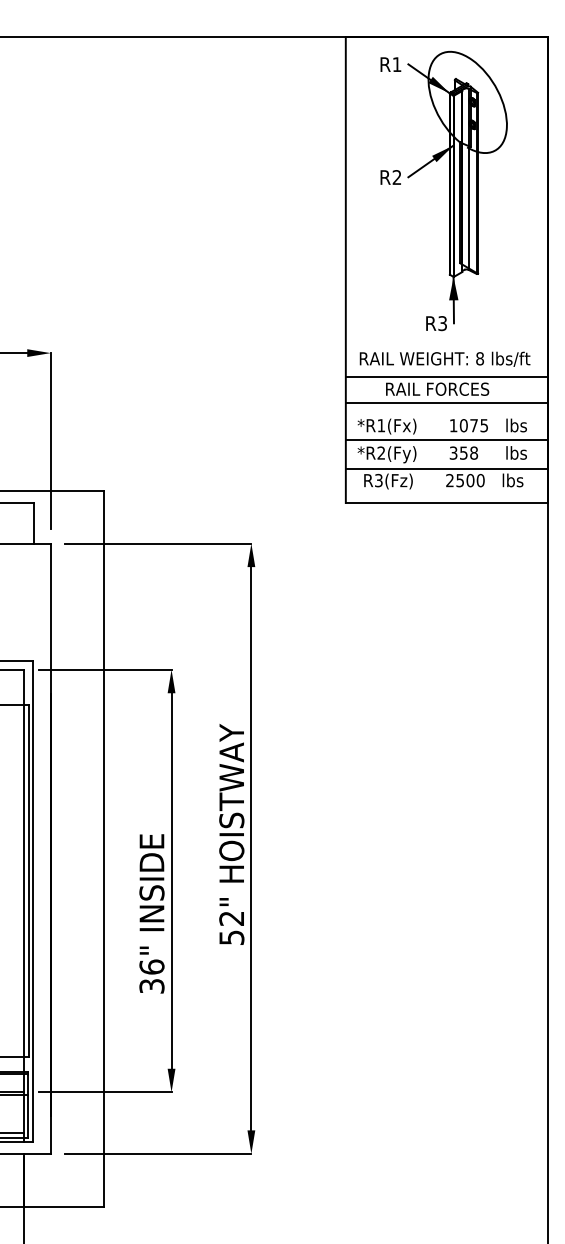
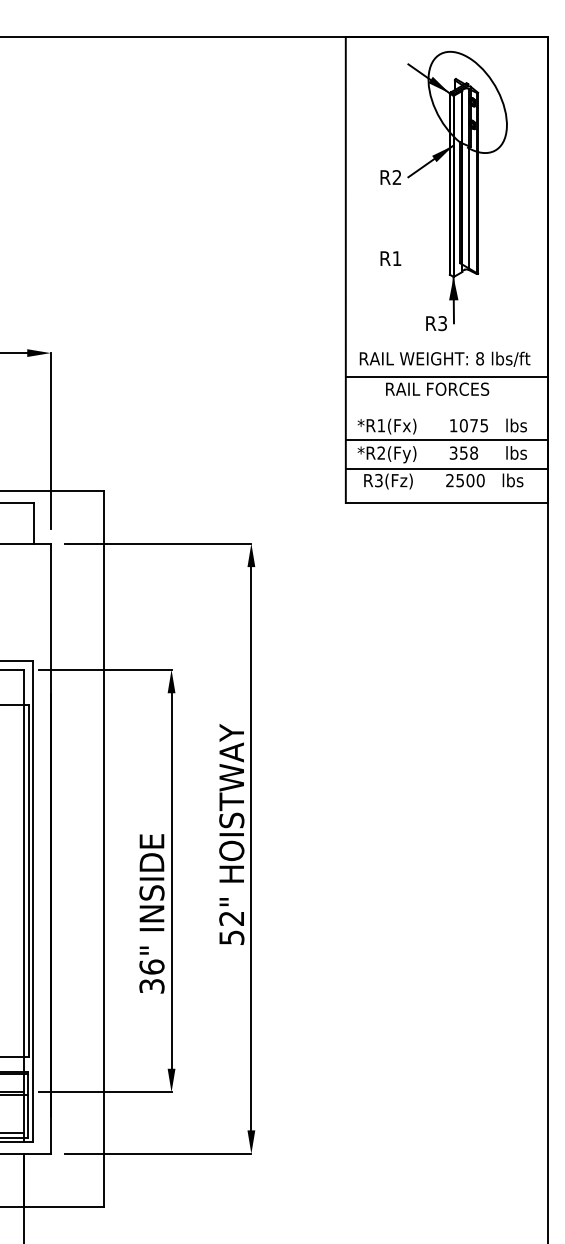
text position: (390, 64) -> (390, 258) (390, 258)
line: present -> none (446, 402)
